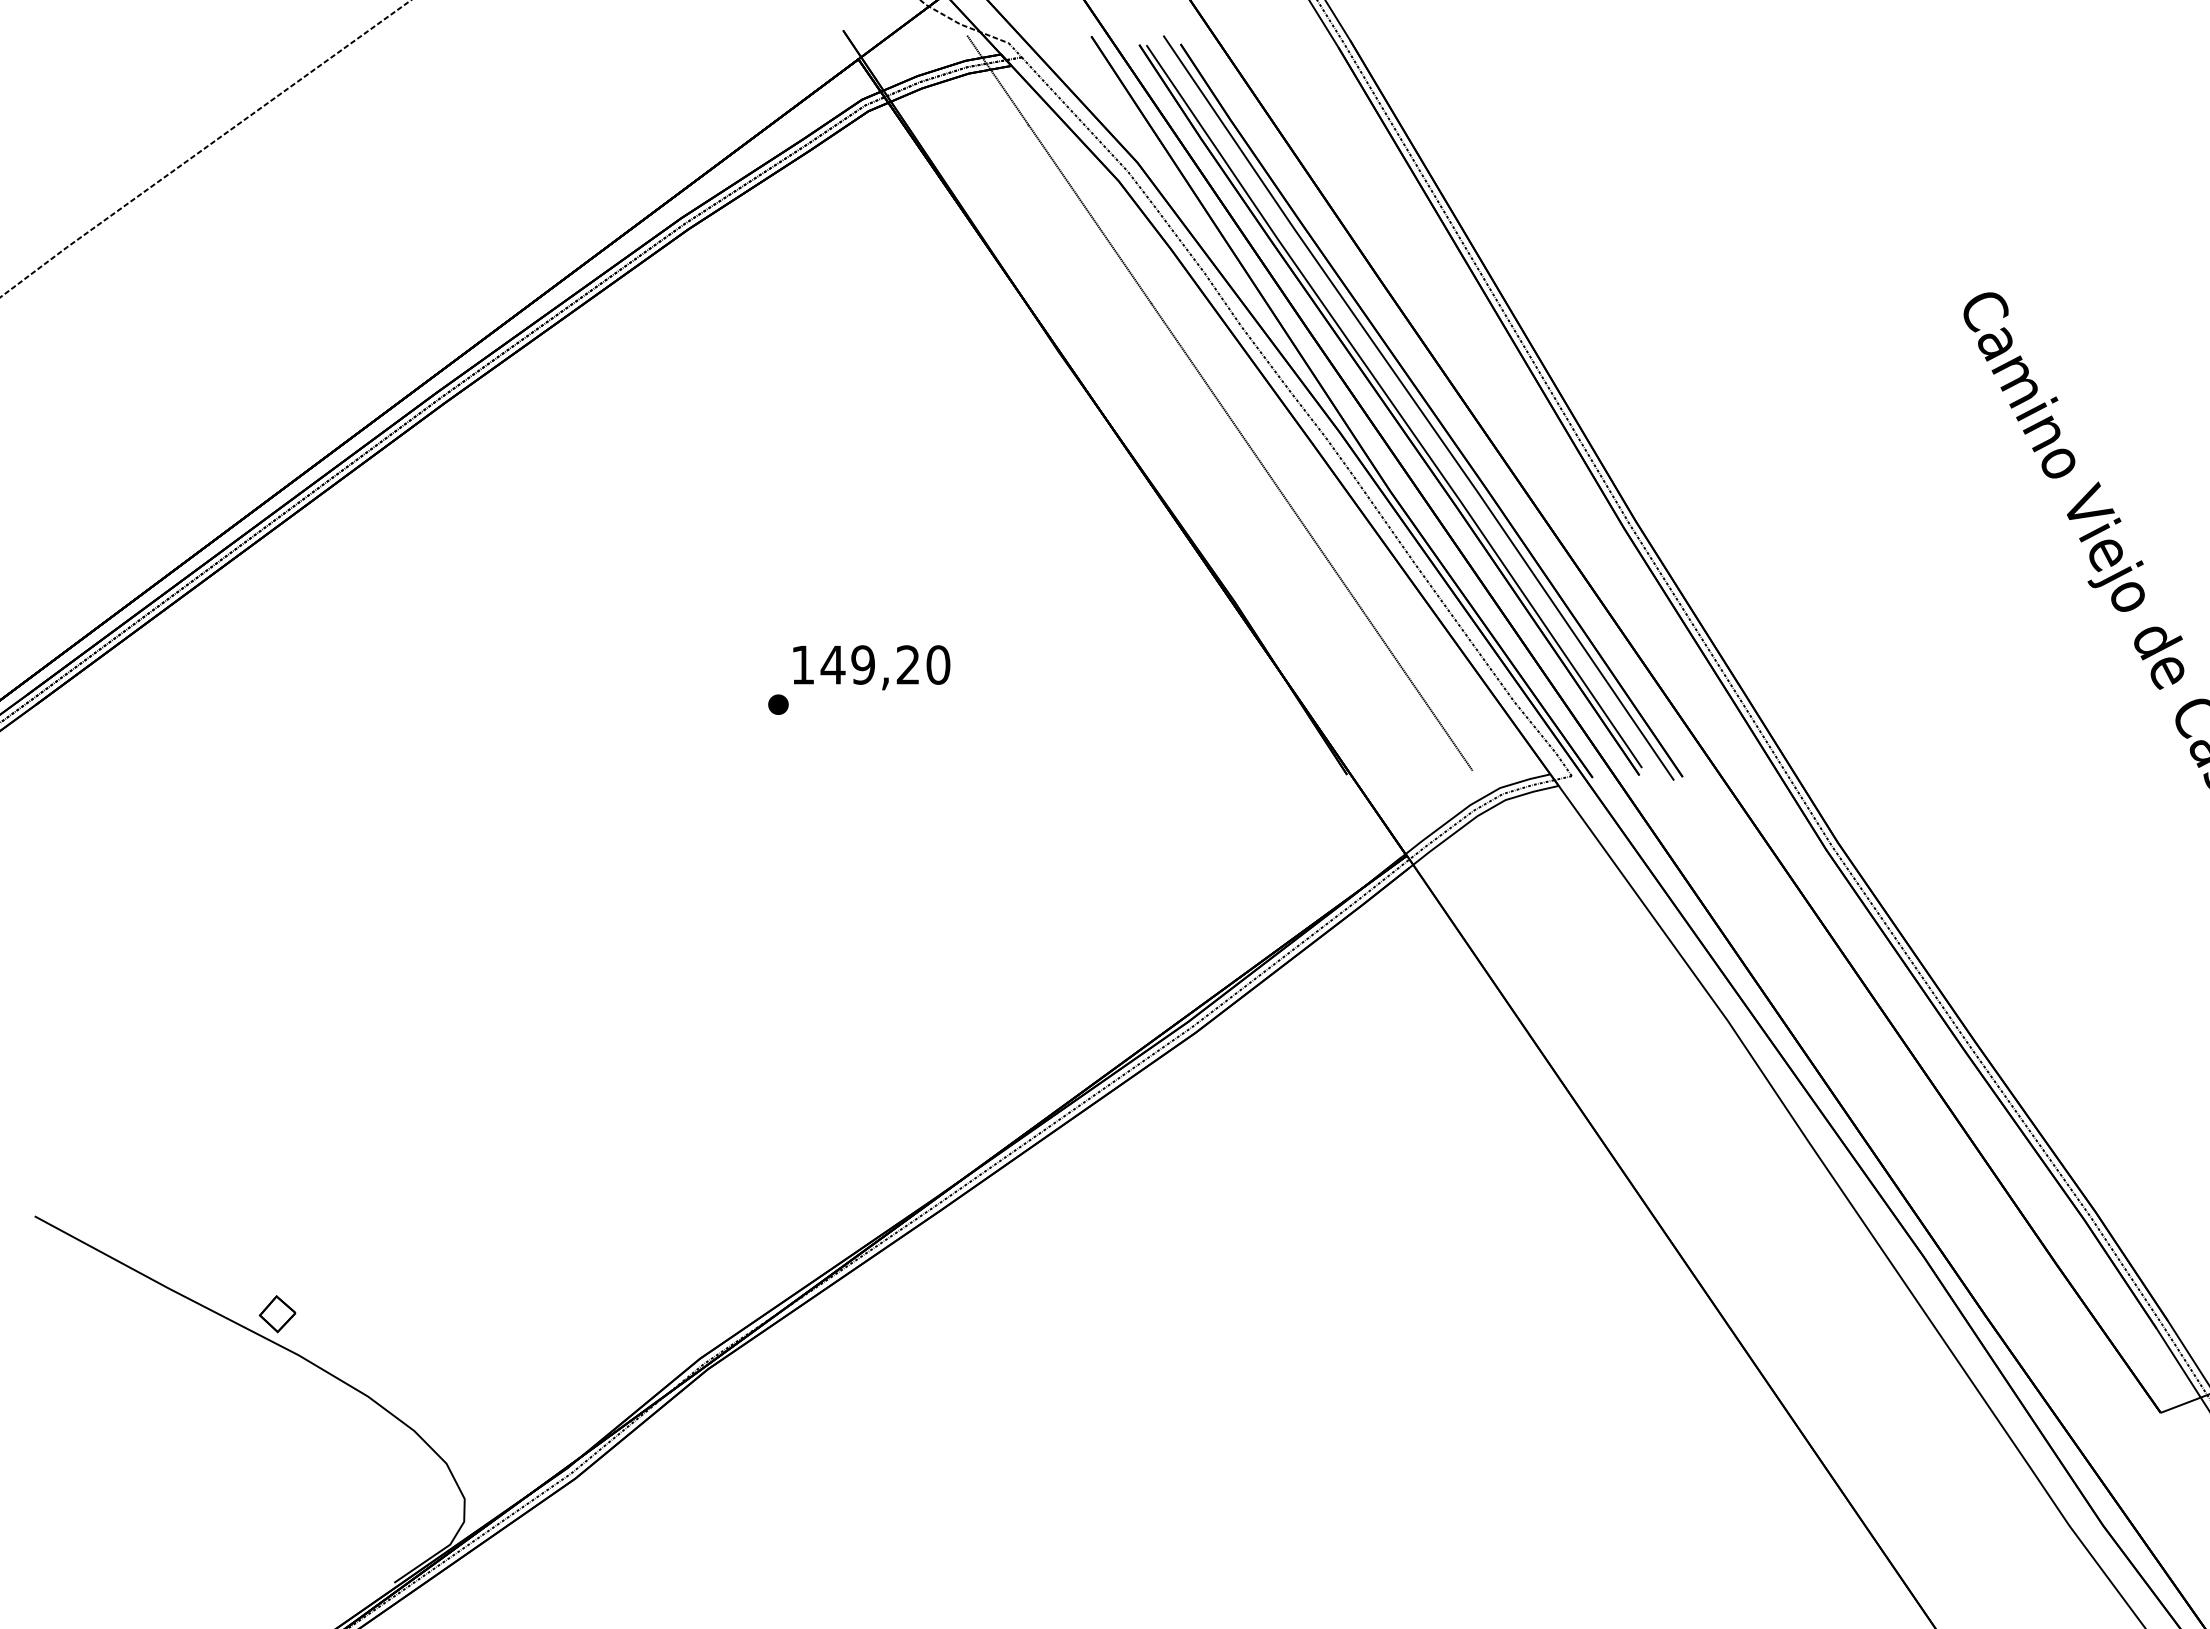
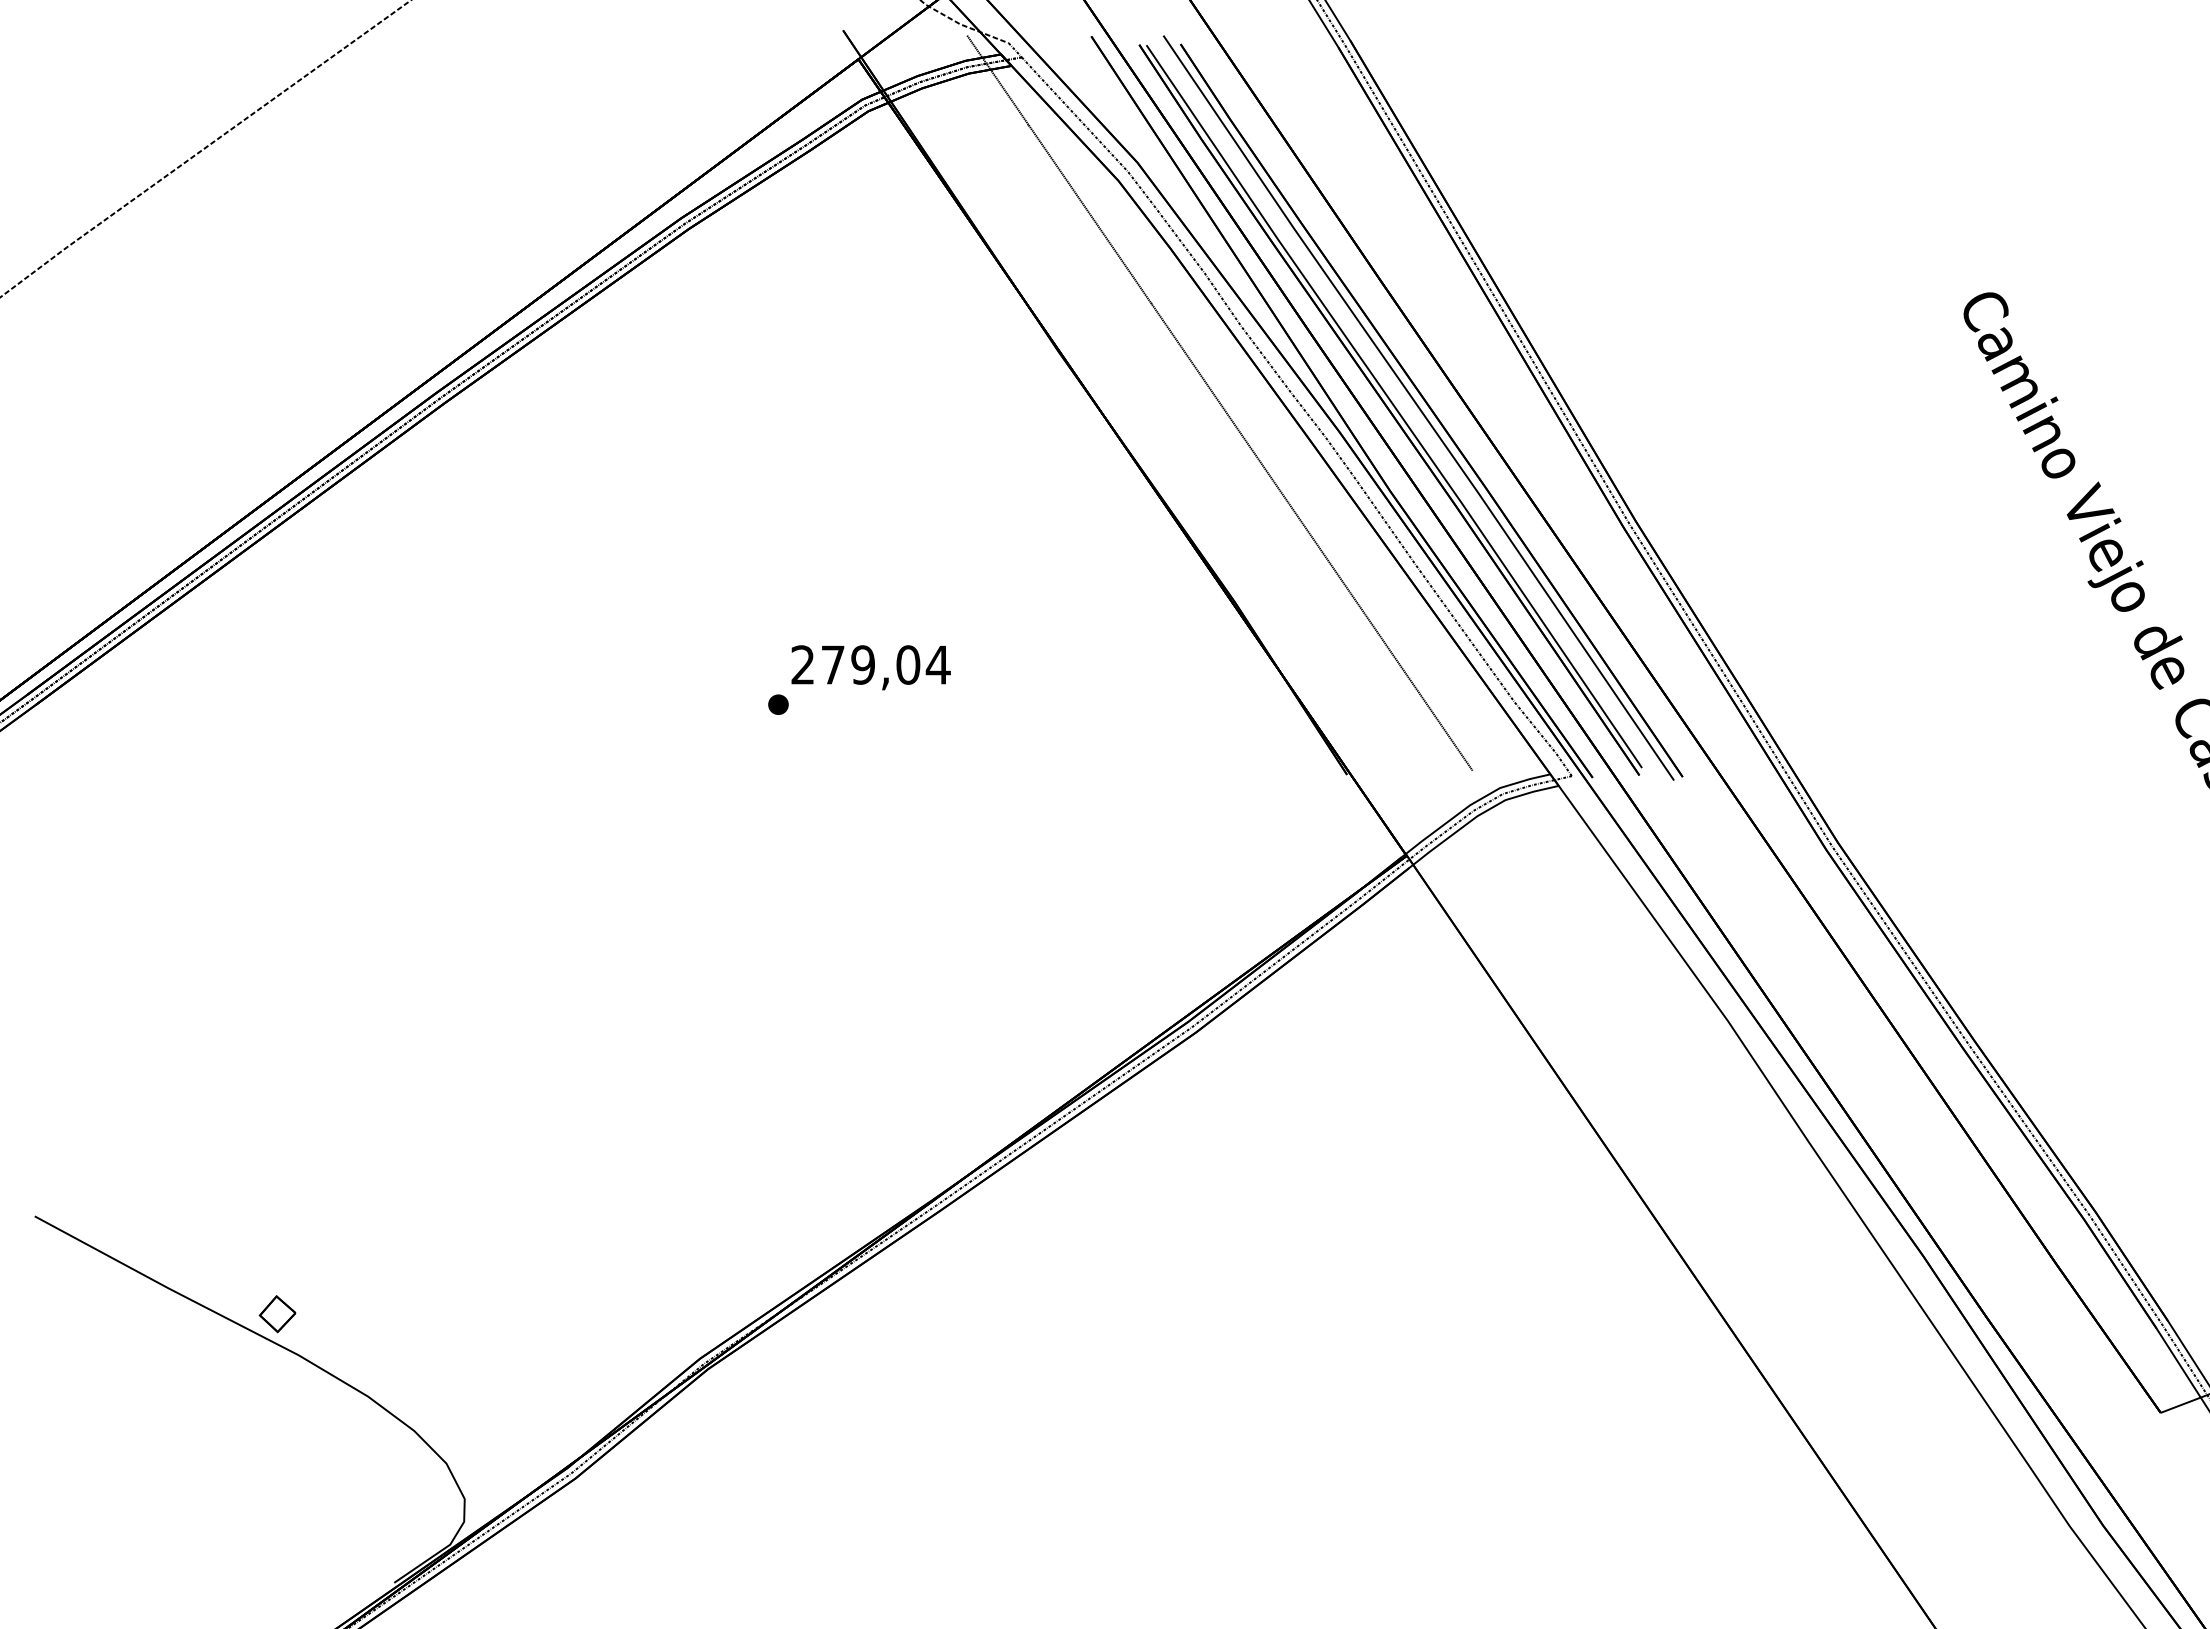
text: 149,20 -> 279,04 (870, 664)
